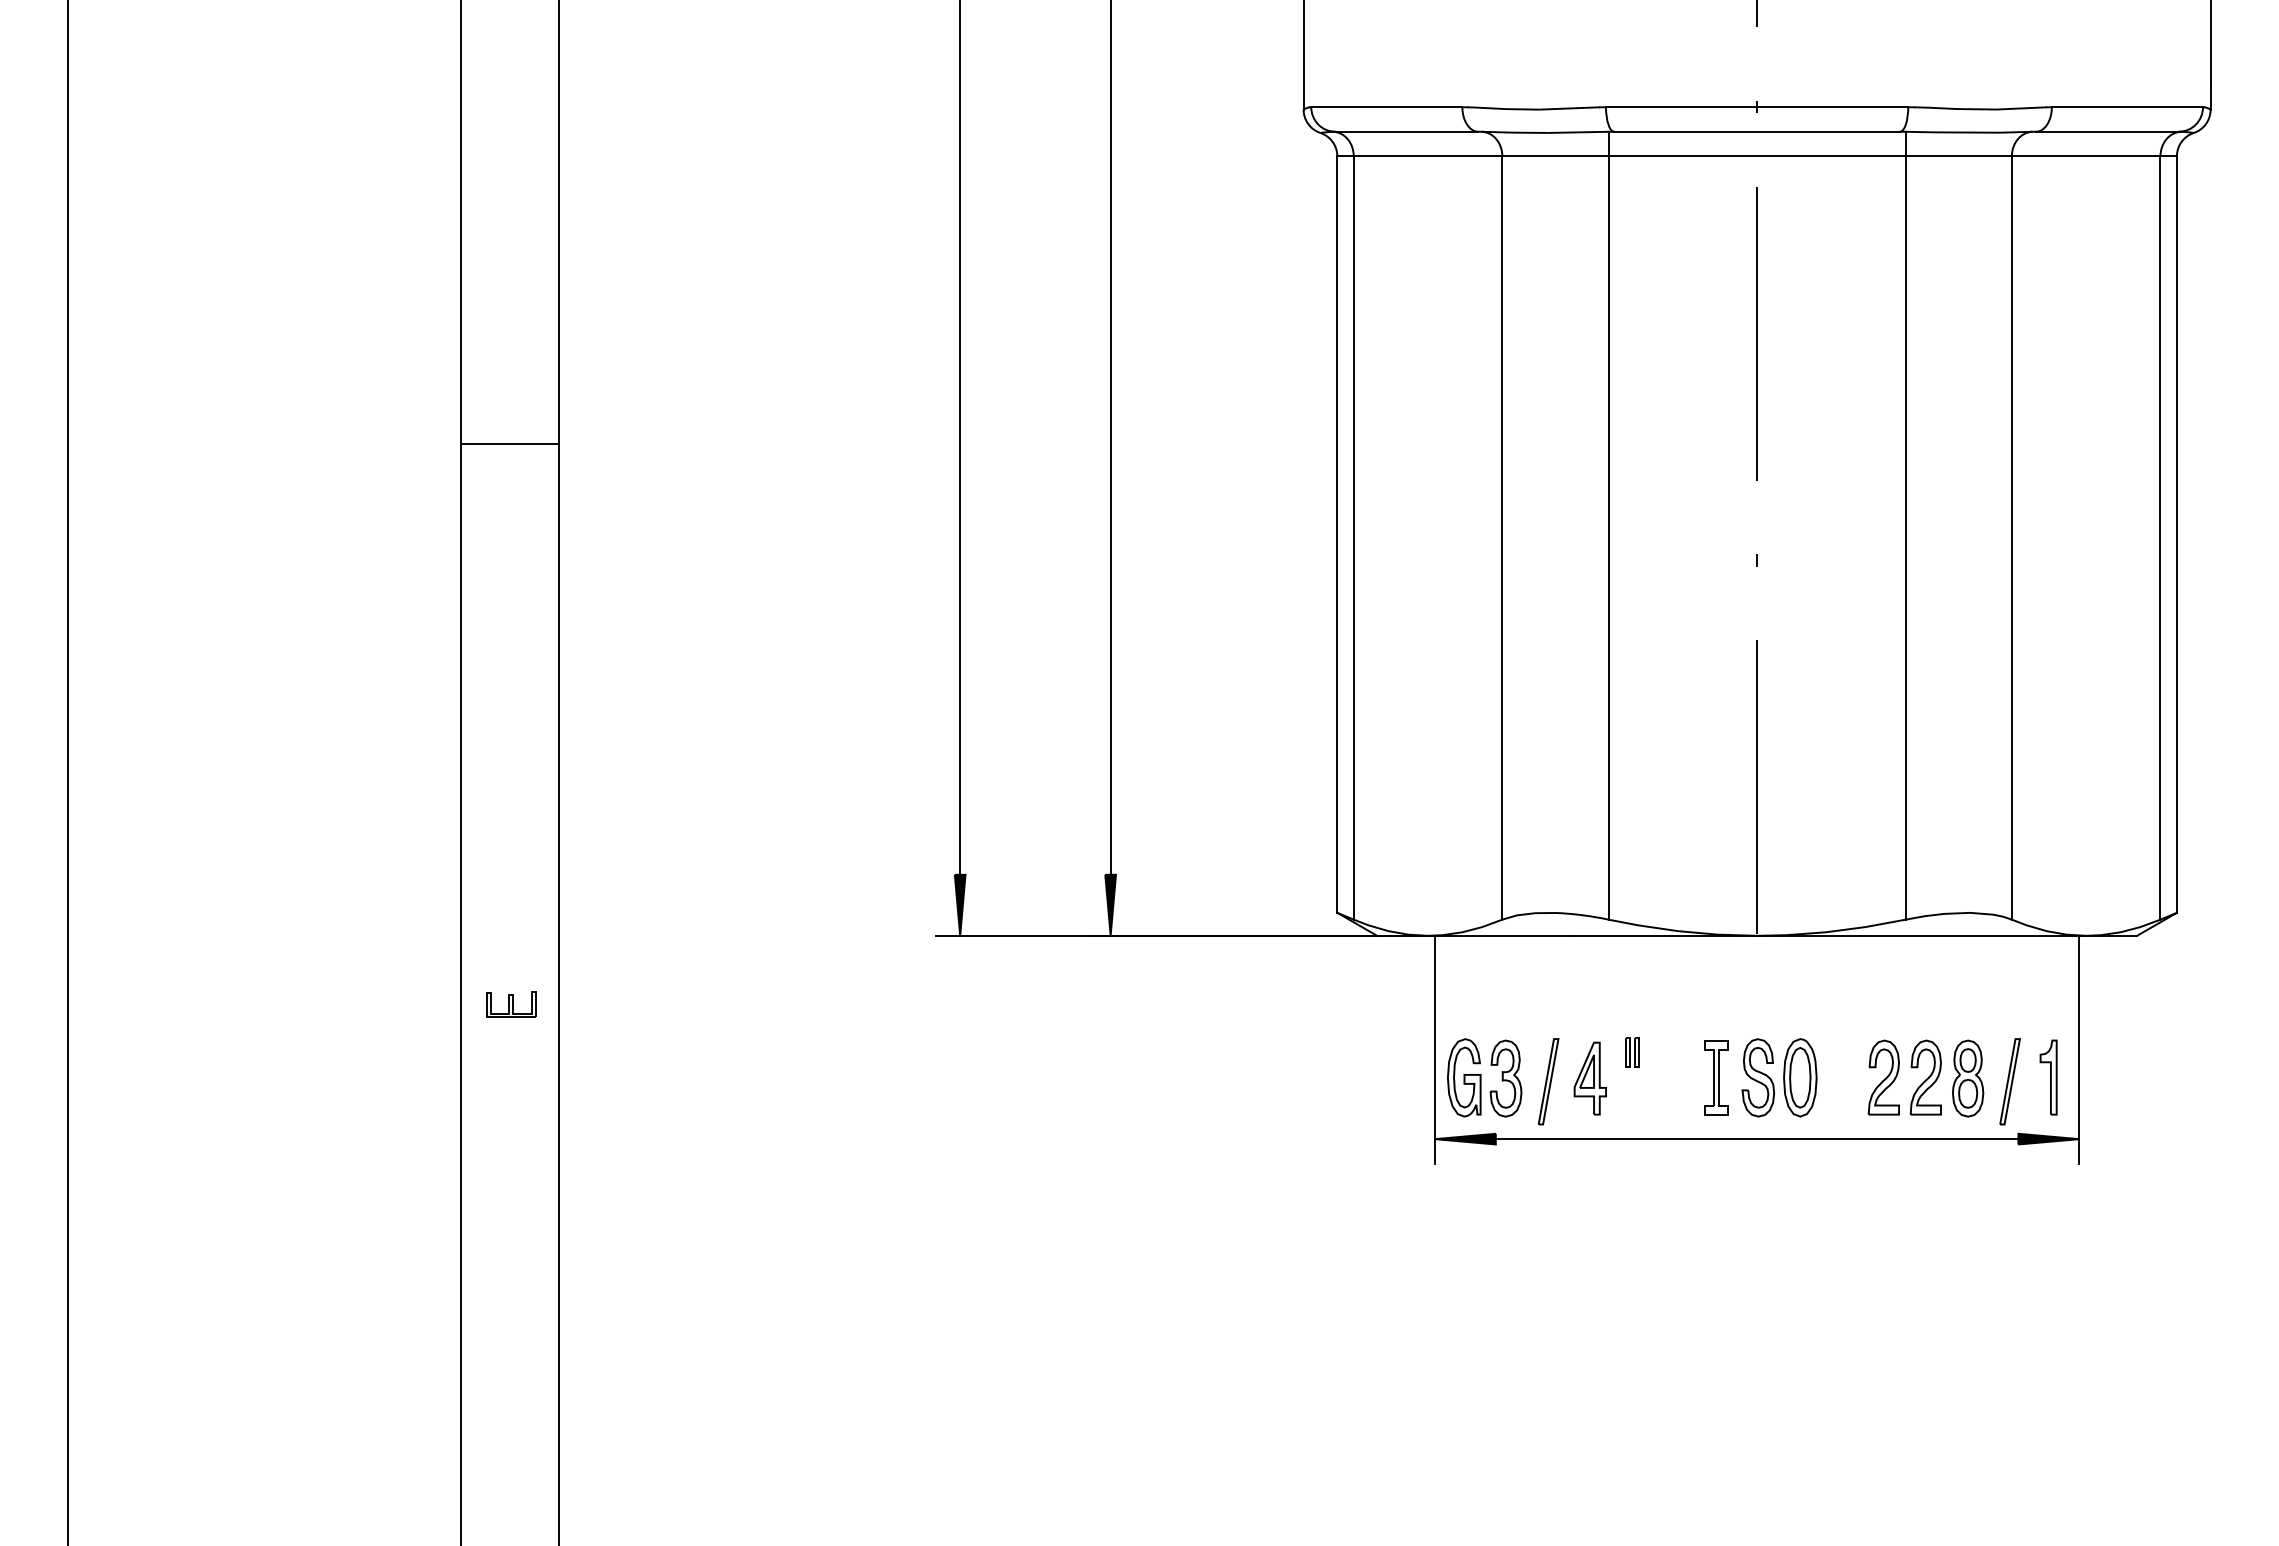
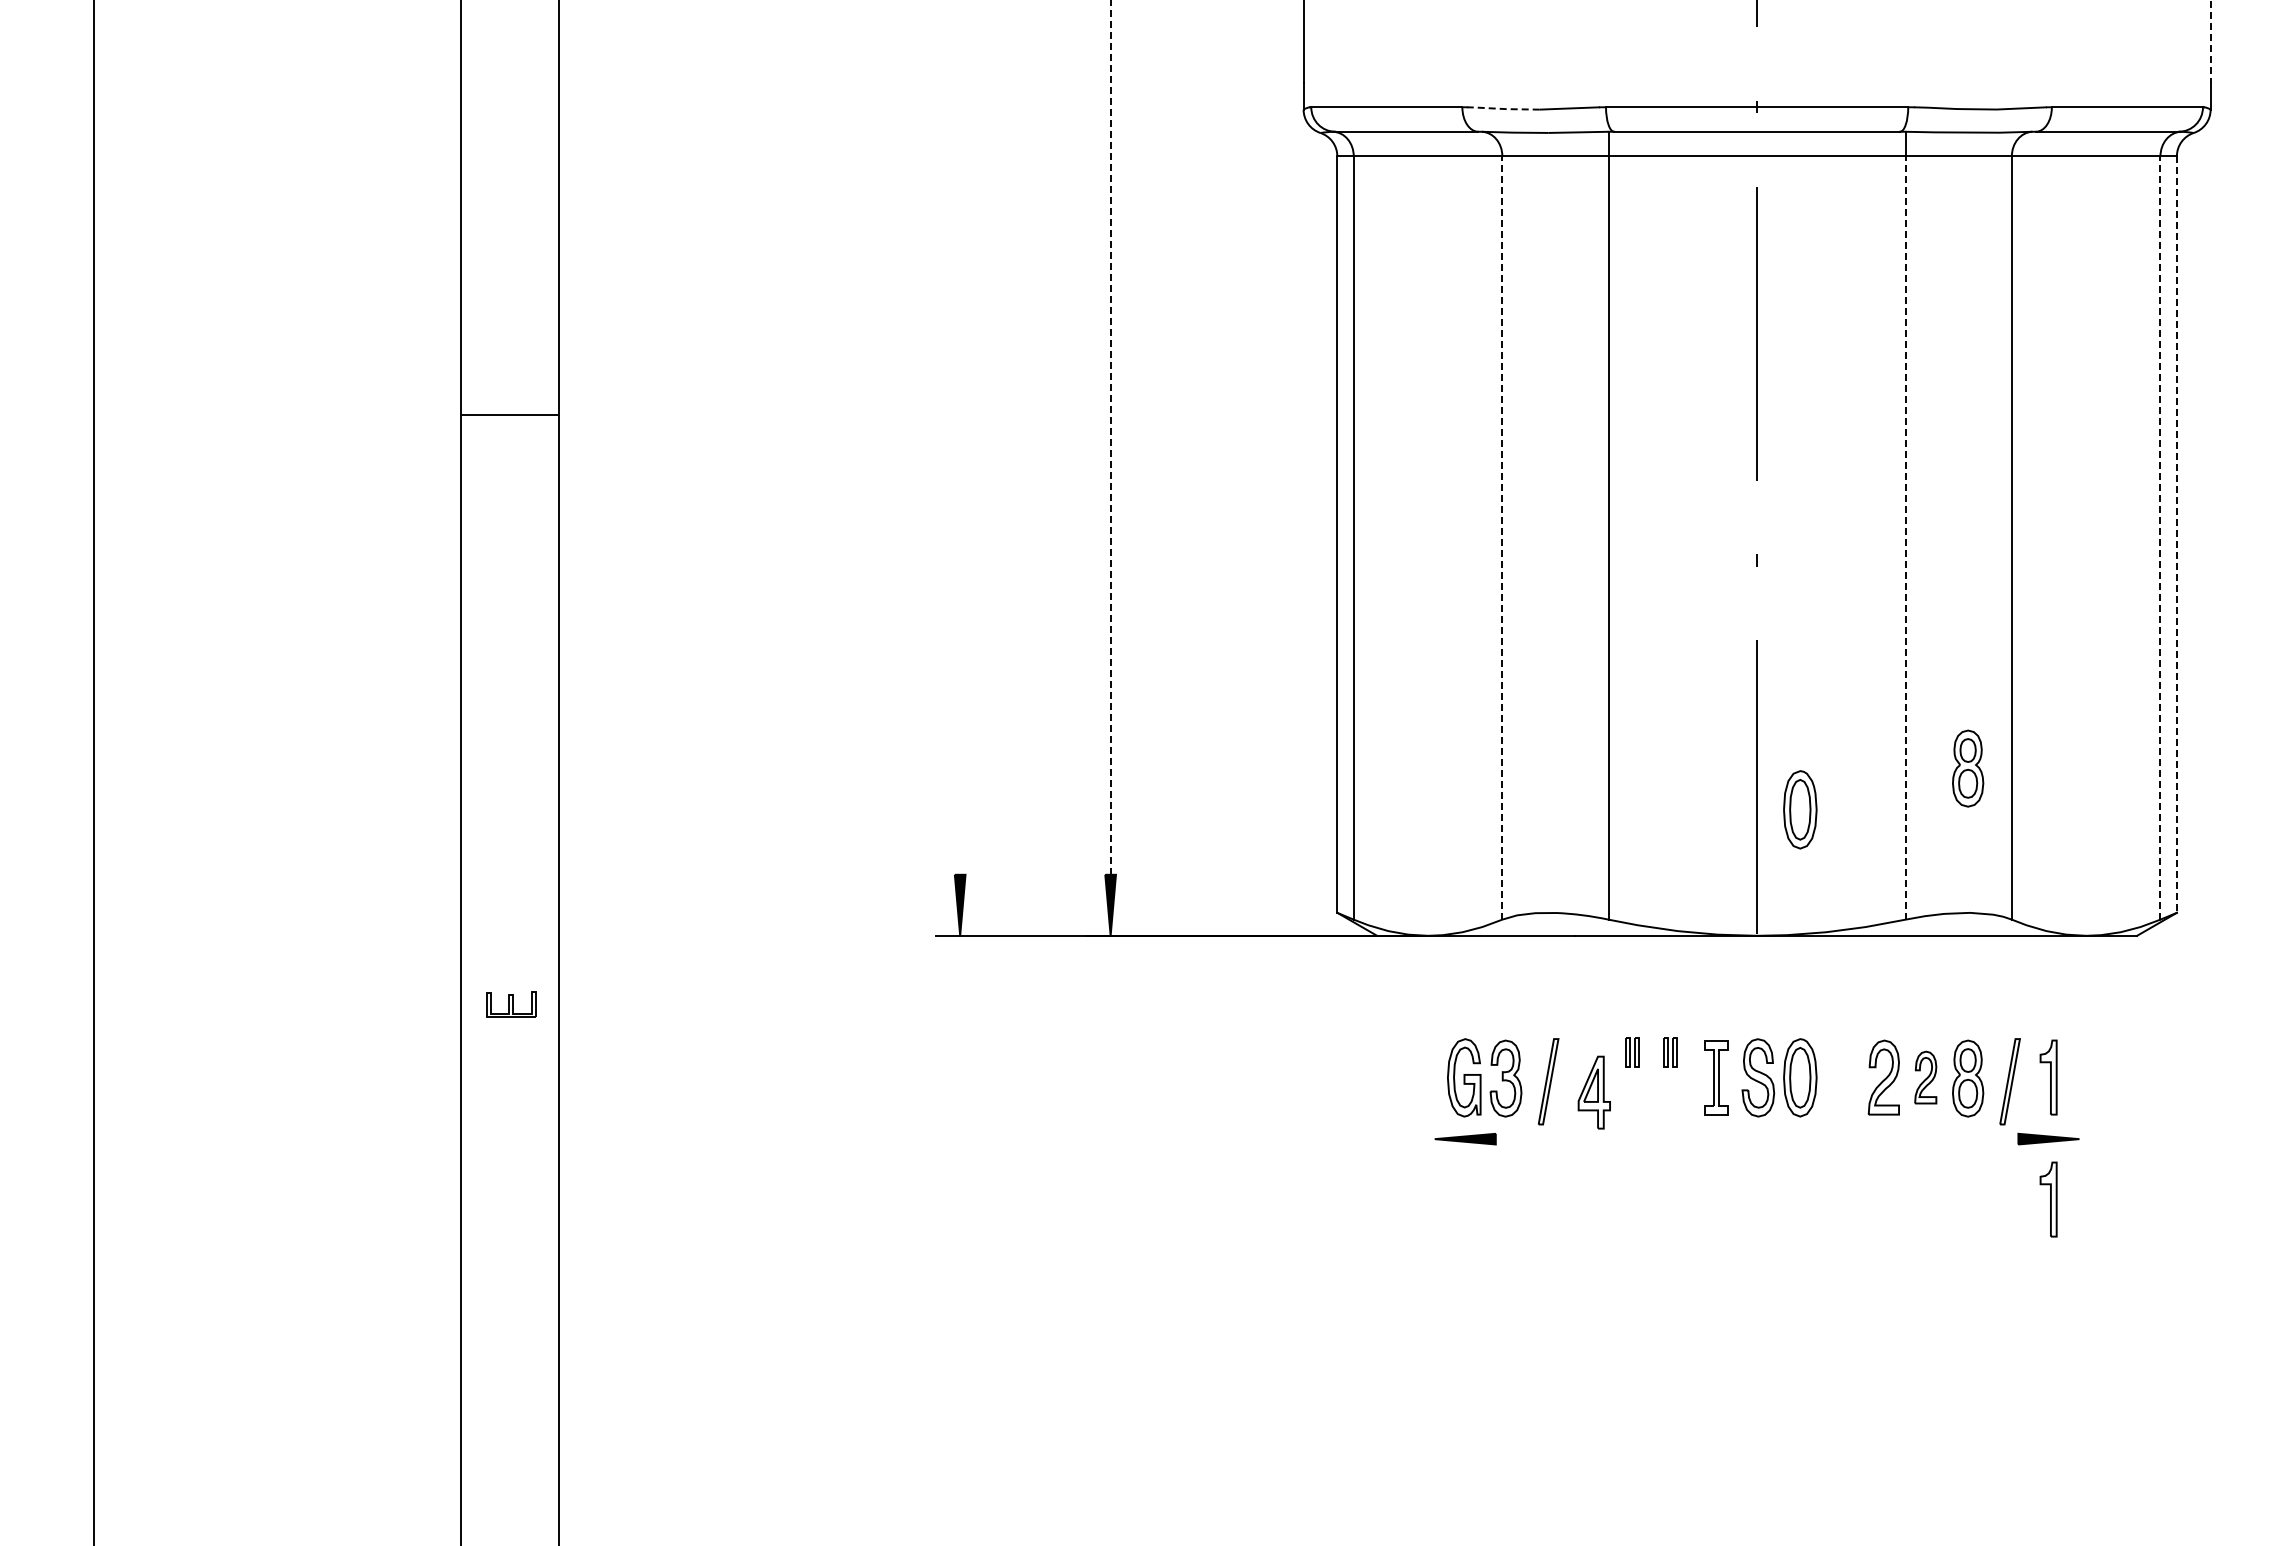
line: solid -> dashed (2210, 41)
line: solid -> dashed (1502, 108)
line: solid -> dashed (1110, 436)
line: present -> none (960, 438)
line position: (509, 443) -> (509, 414) (509, 414)
line: solid -> dashed (2176, 535)
line: solid -> dashed (1502, 537)
line: solid -> dashed (1905, 537)
line: solid -> dashed (2160, 537)
part: none -> present (1968, 768)
line position: (68, 772) -> (94, 772) (94, 772)
part: none -> present (1800, 809)
line: present -> none (1434, 1049)
line: present -> none (2079, 1049)
part: none -> present (1670, 1052)
part size: 33x77 px -> 24x55 px (1925, 1077)
part position: (1589, 1078) -> (1593, 1092) (1593, 1092)
line: present -> none (1756, 1139)
part: none -> present (2048, 1199)
